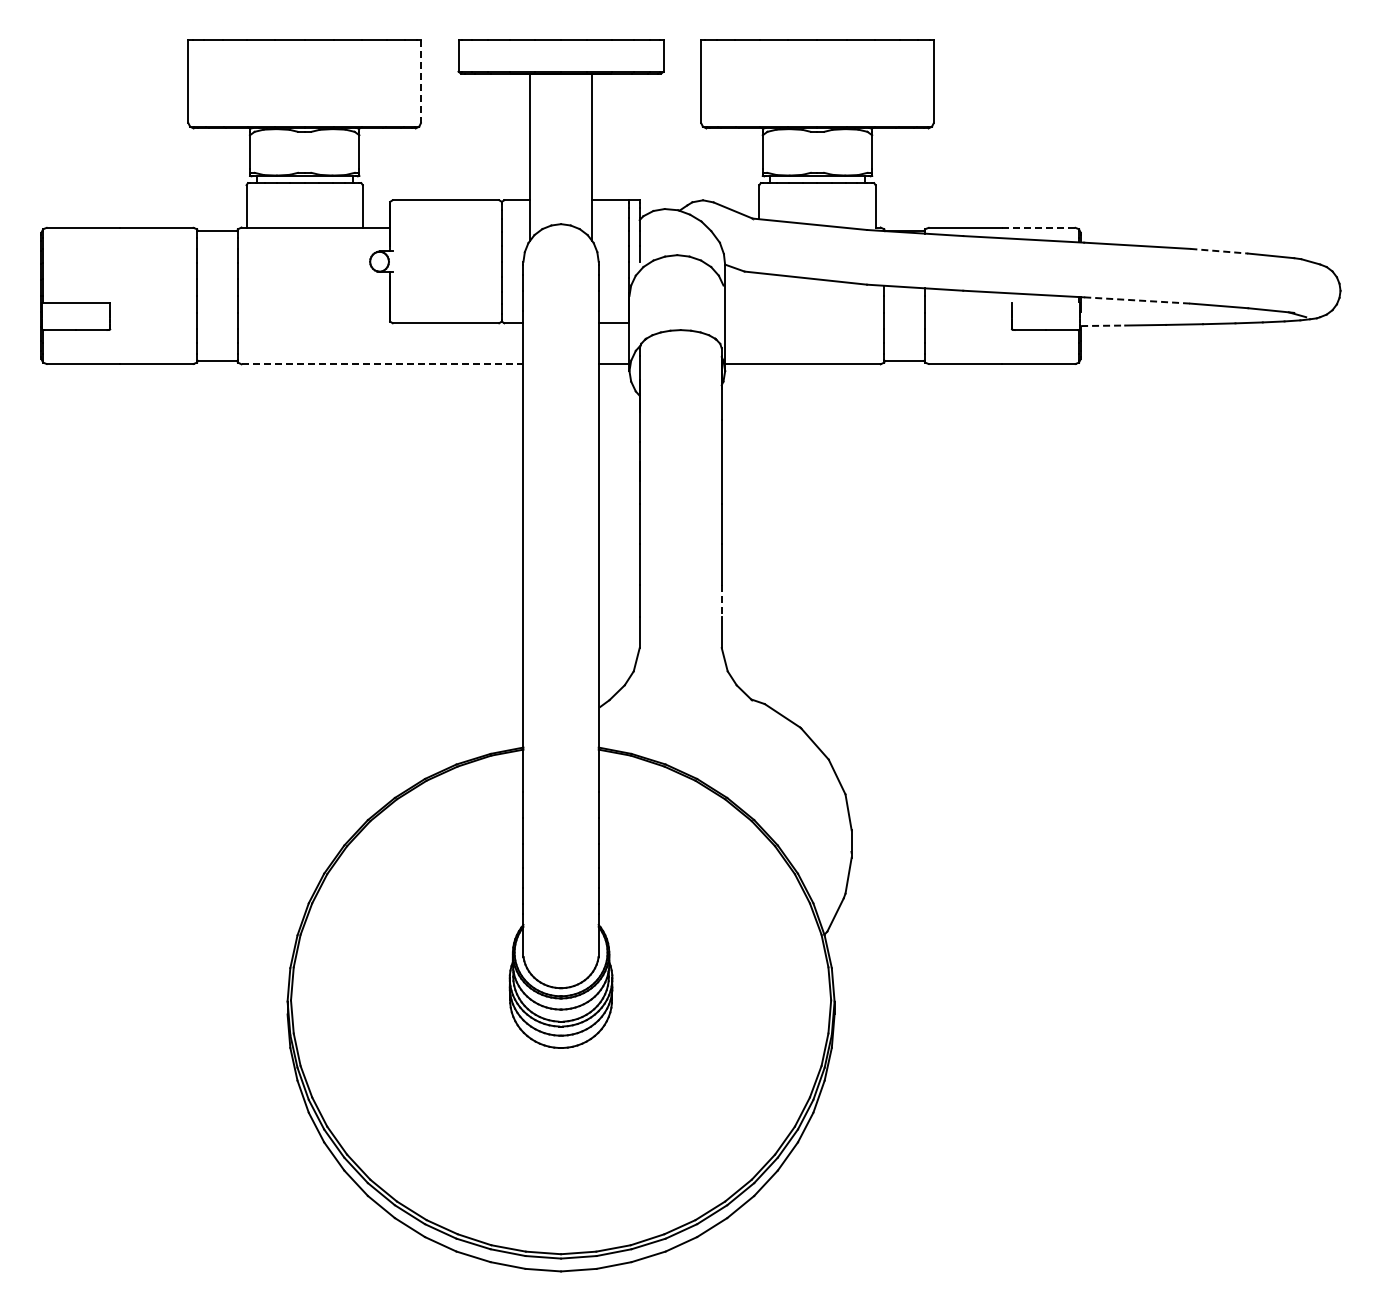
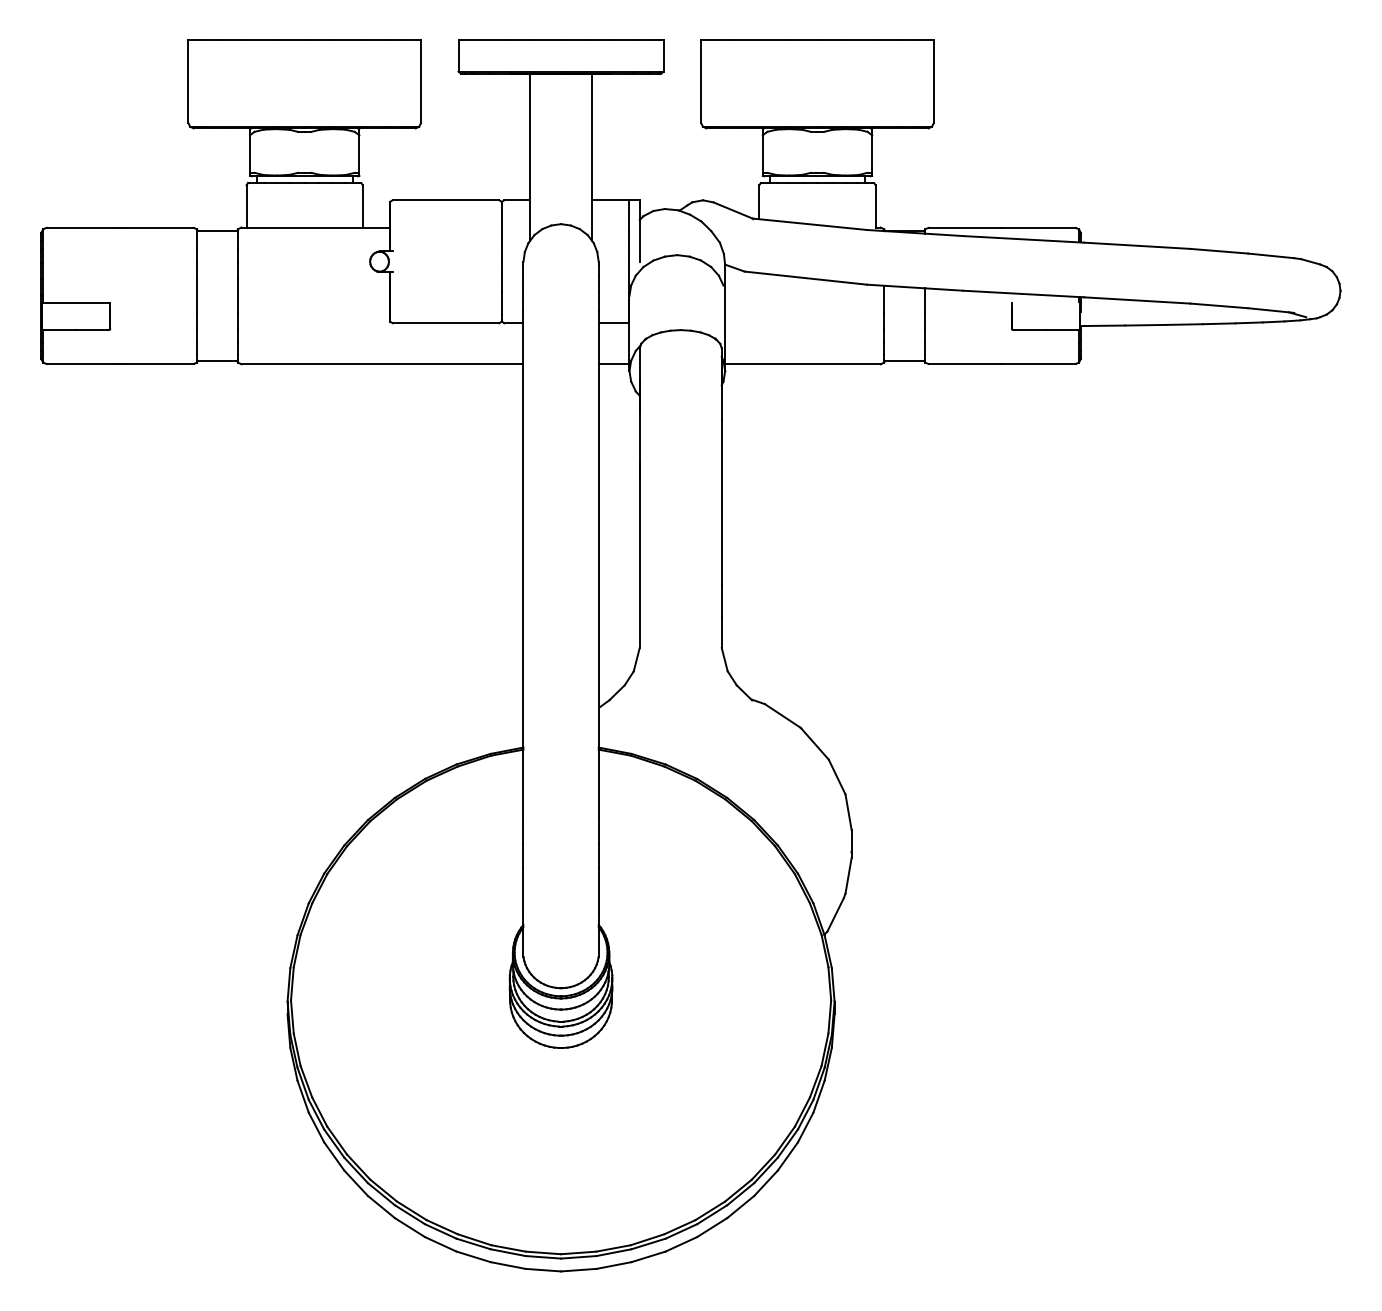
line: dashed -> solid (420, 81)
line: dashed -> solid (1038, 227)
line: dashed -> solid (1219, 251)
line: dashed -> solid (1137, 300)
line: dashed -> solid (1103, 325)
line: dashed -> solid (382, 364)
line: dashed -> solid (721, 601)
